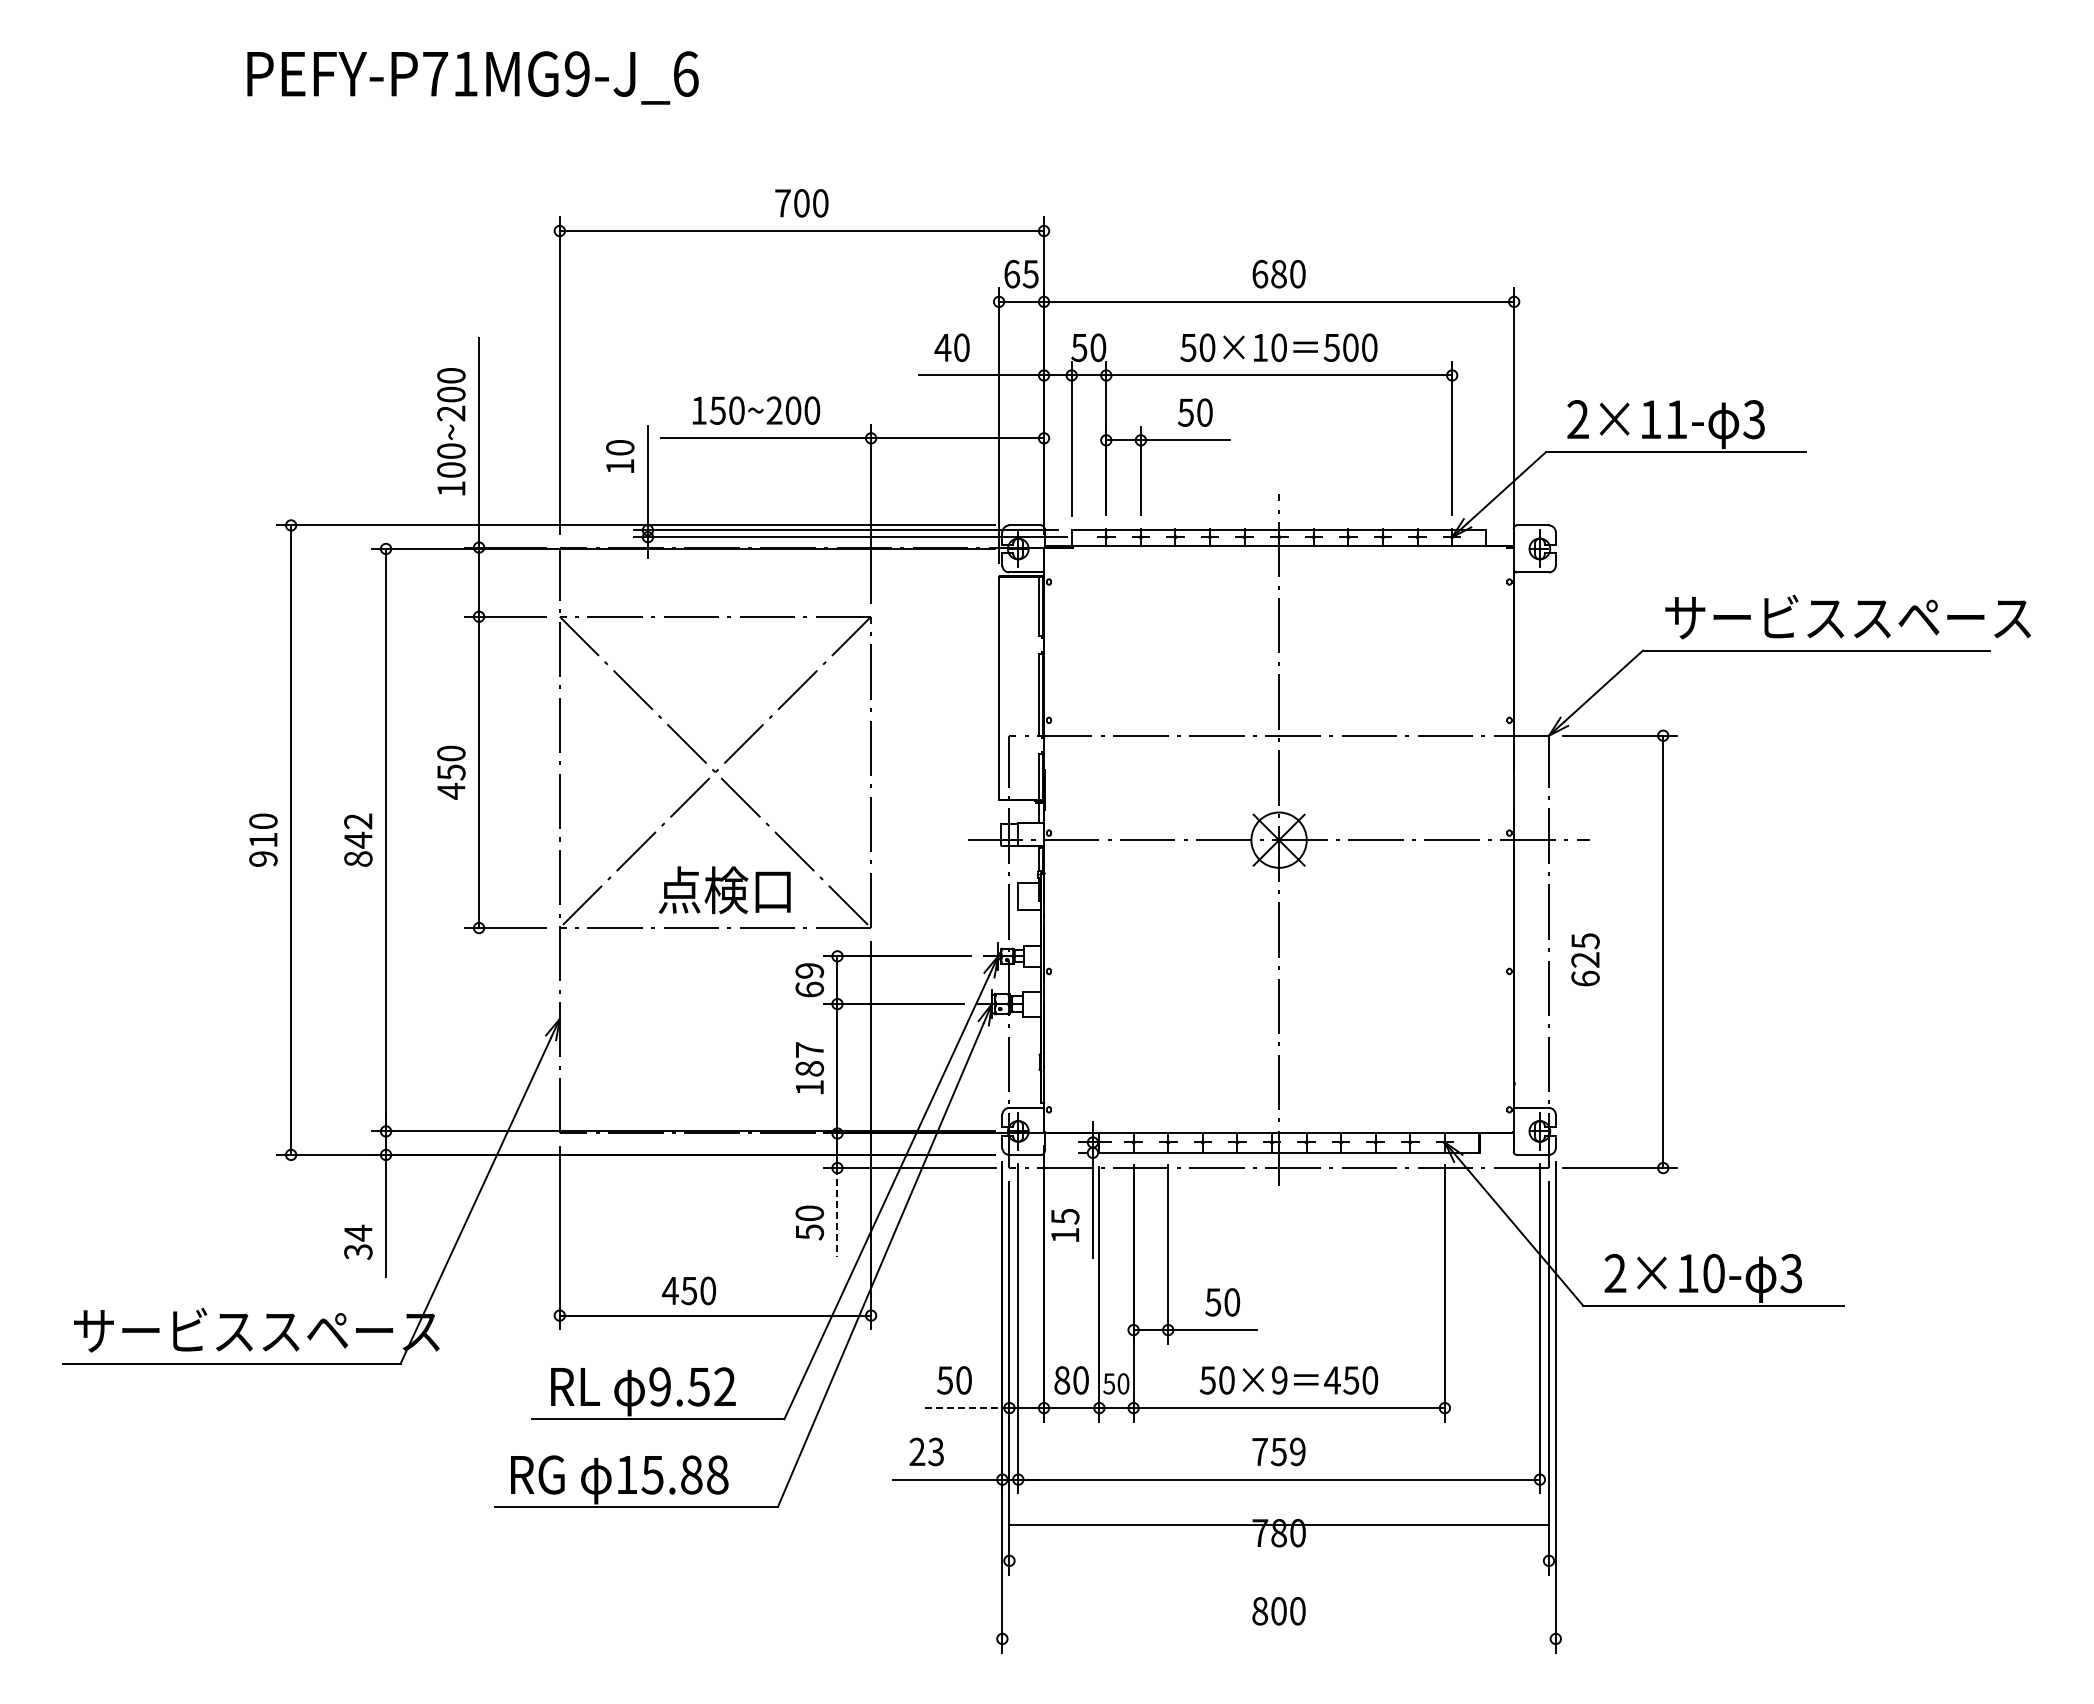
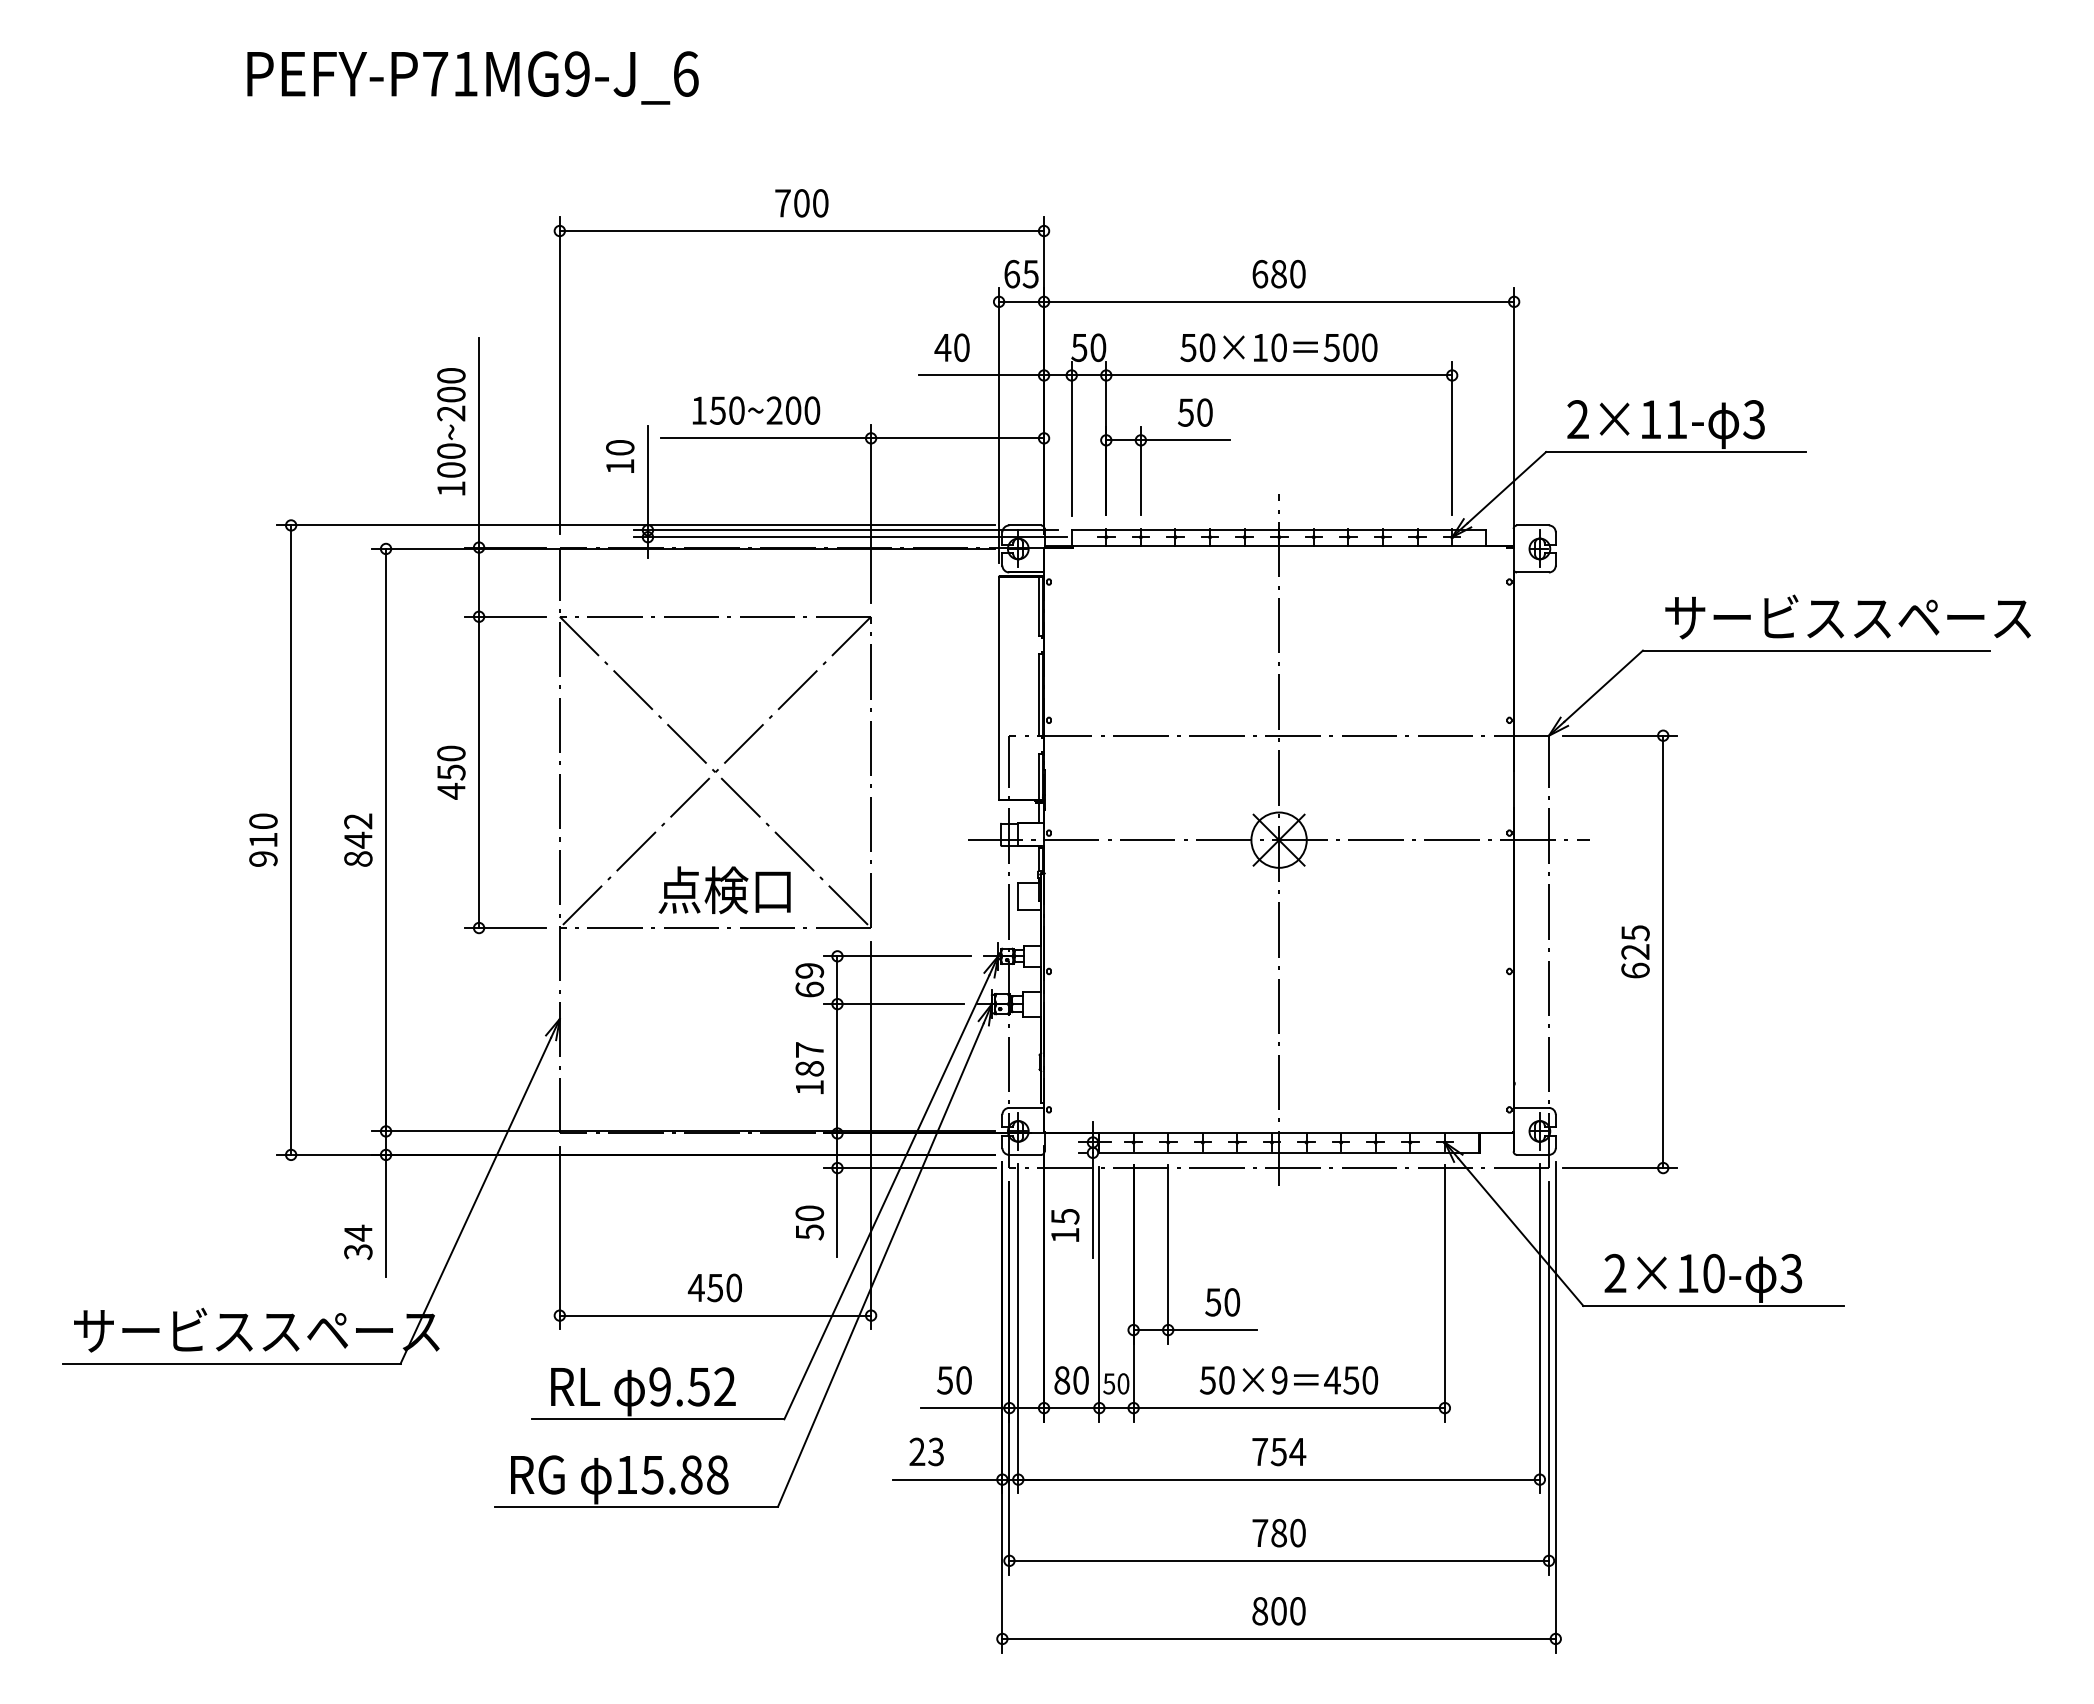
text position: (1585, 959) -> (1635, 951) (1635, 951)
line: dashed -> solid (837, 1212)
text position: (688, 1290) -> (714, 1287) (714, 1287)
line: dashed -> solid (964, 1408)
text: 759 -> 754 (1297, 1451)
line position: (1279, 1524) -> (1279, 1560) (1279, 1560)
line: none -> present (1278, 1638)
